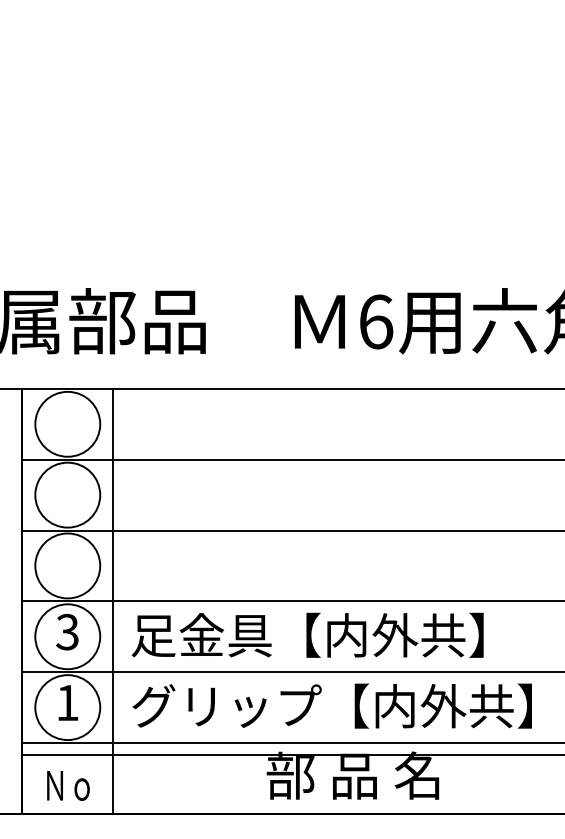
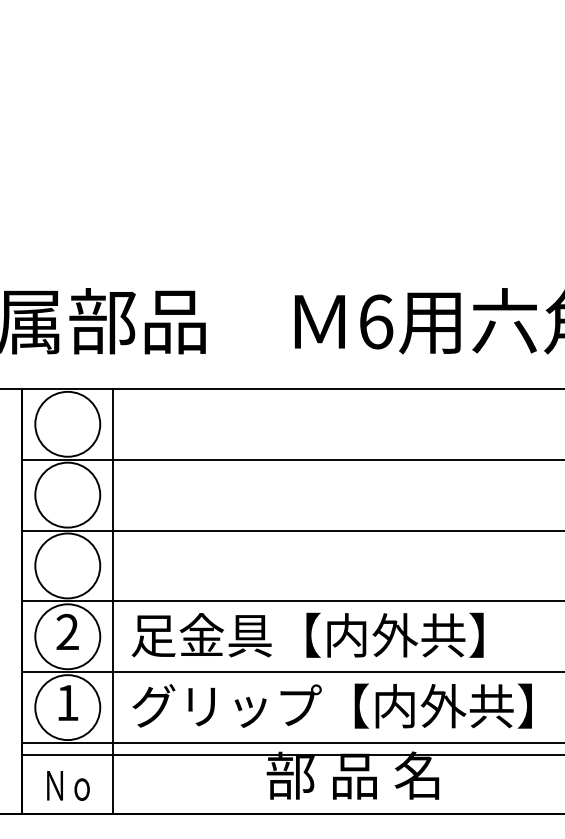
text: 3 -> 2 (67, 632)
